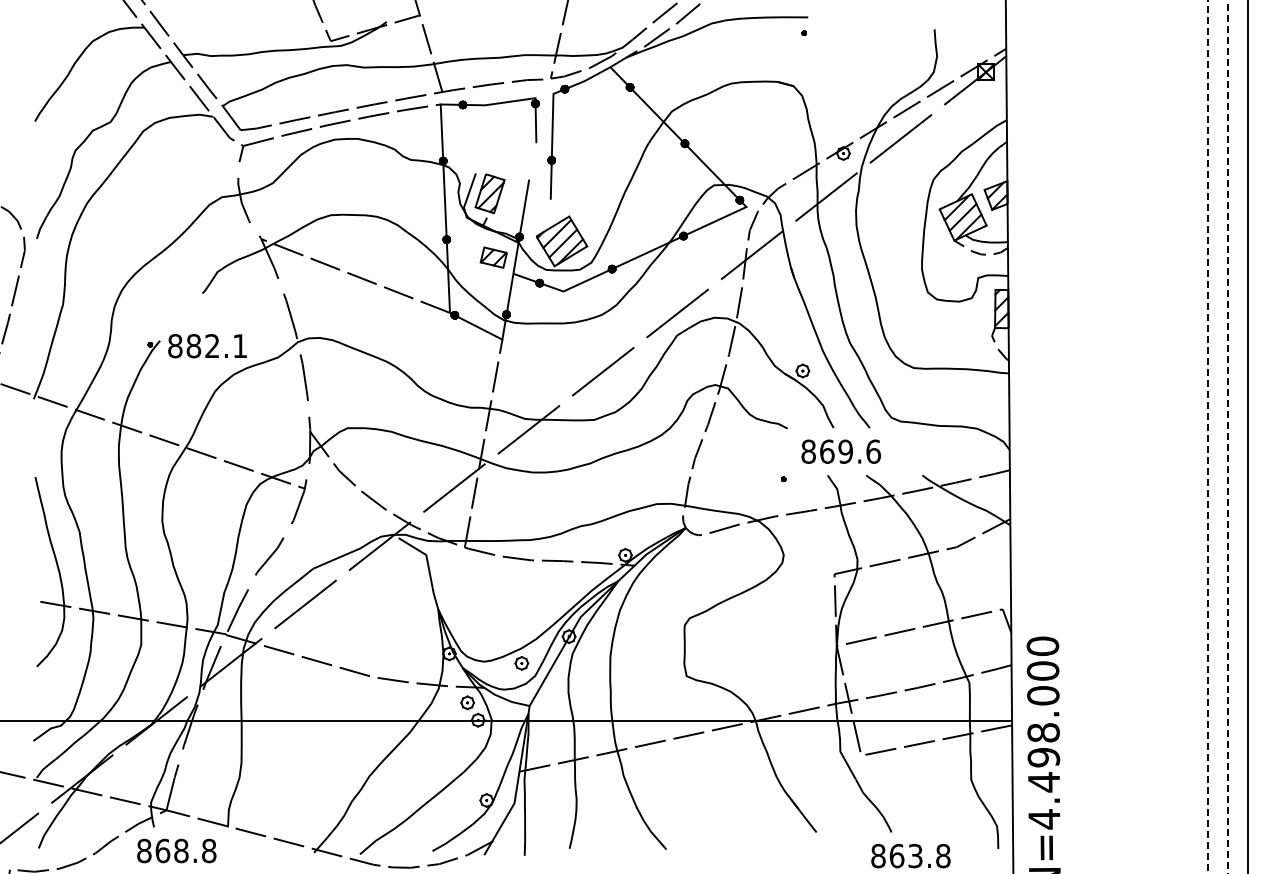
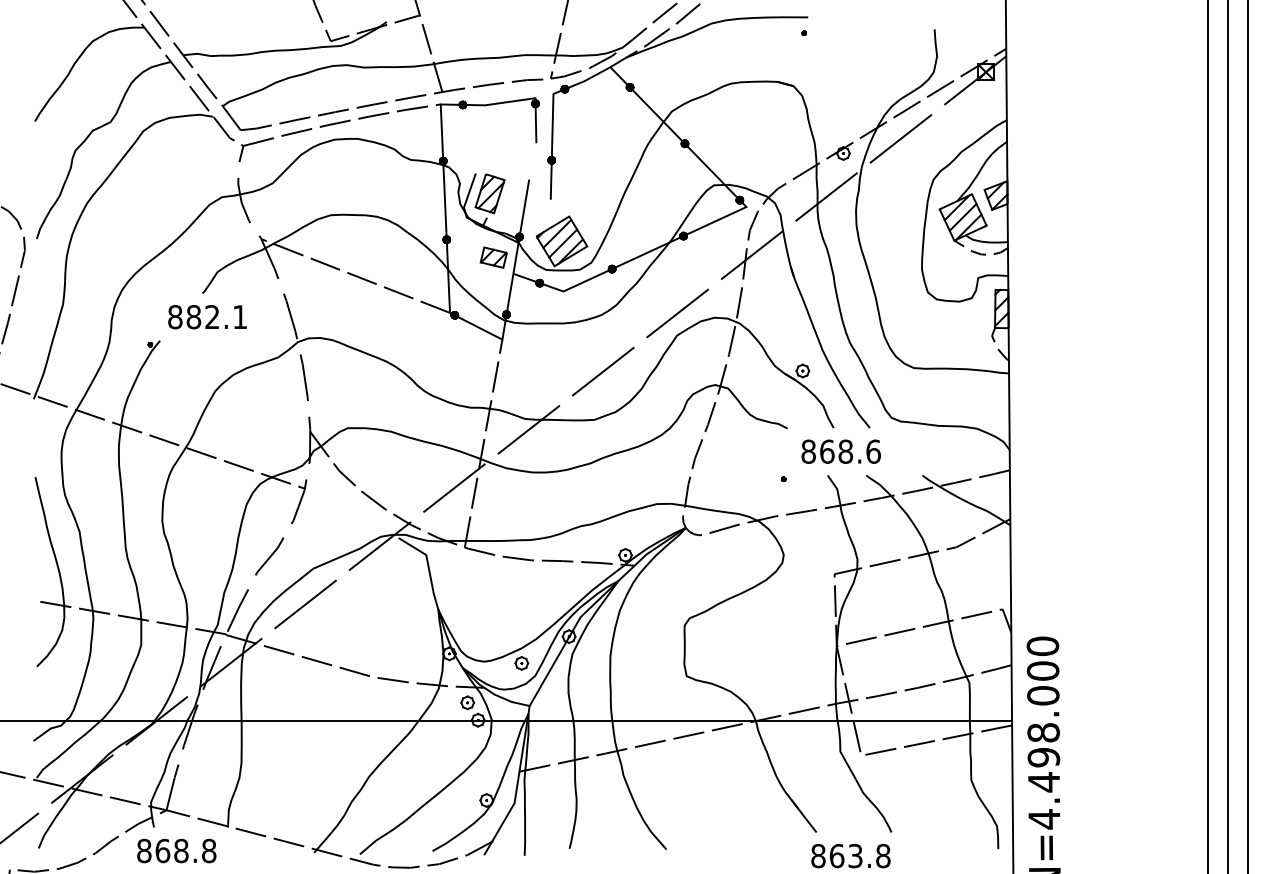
text position: (207, 346) -> (207, 317) (207, 317)
line: dashed -> solid (1208, 437)
line: dashed -> solid (1228, 437)
text: 869.6 -> 868.6 (845, 451)
text position: (910, 856) -> (850, 856) (850, 856)
